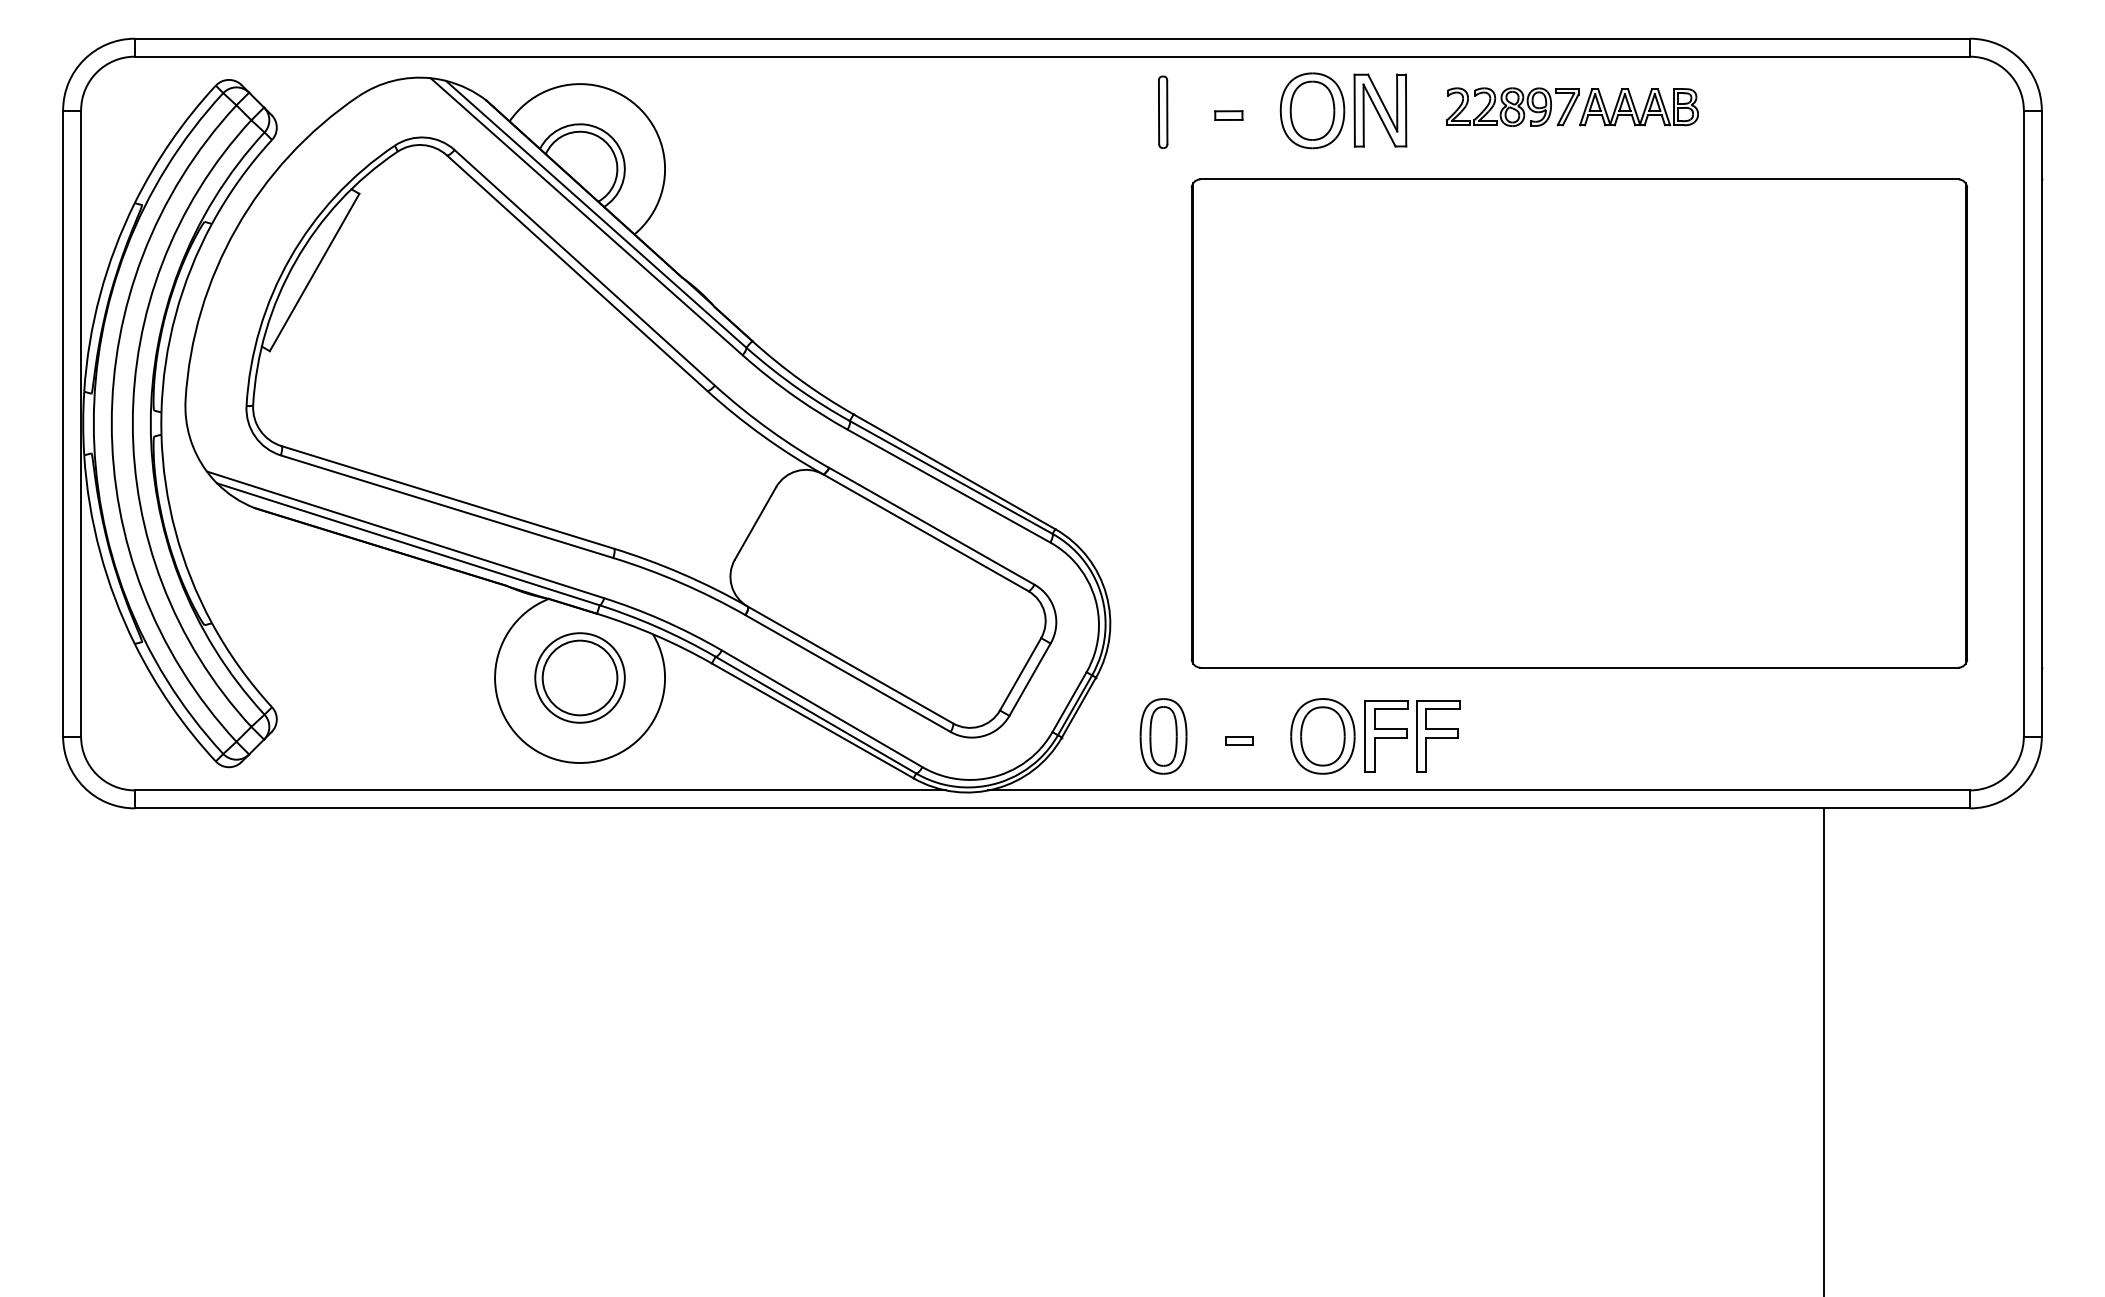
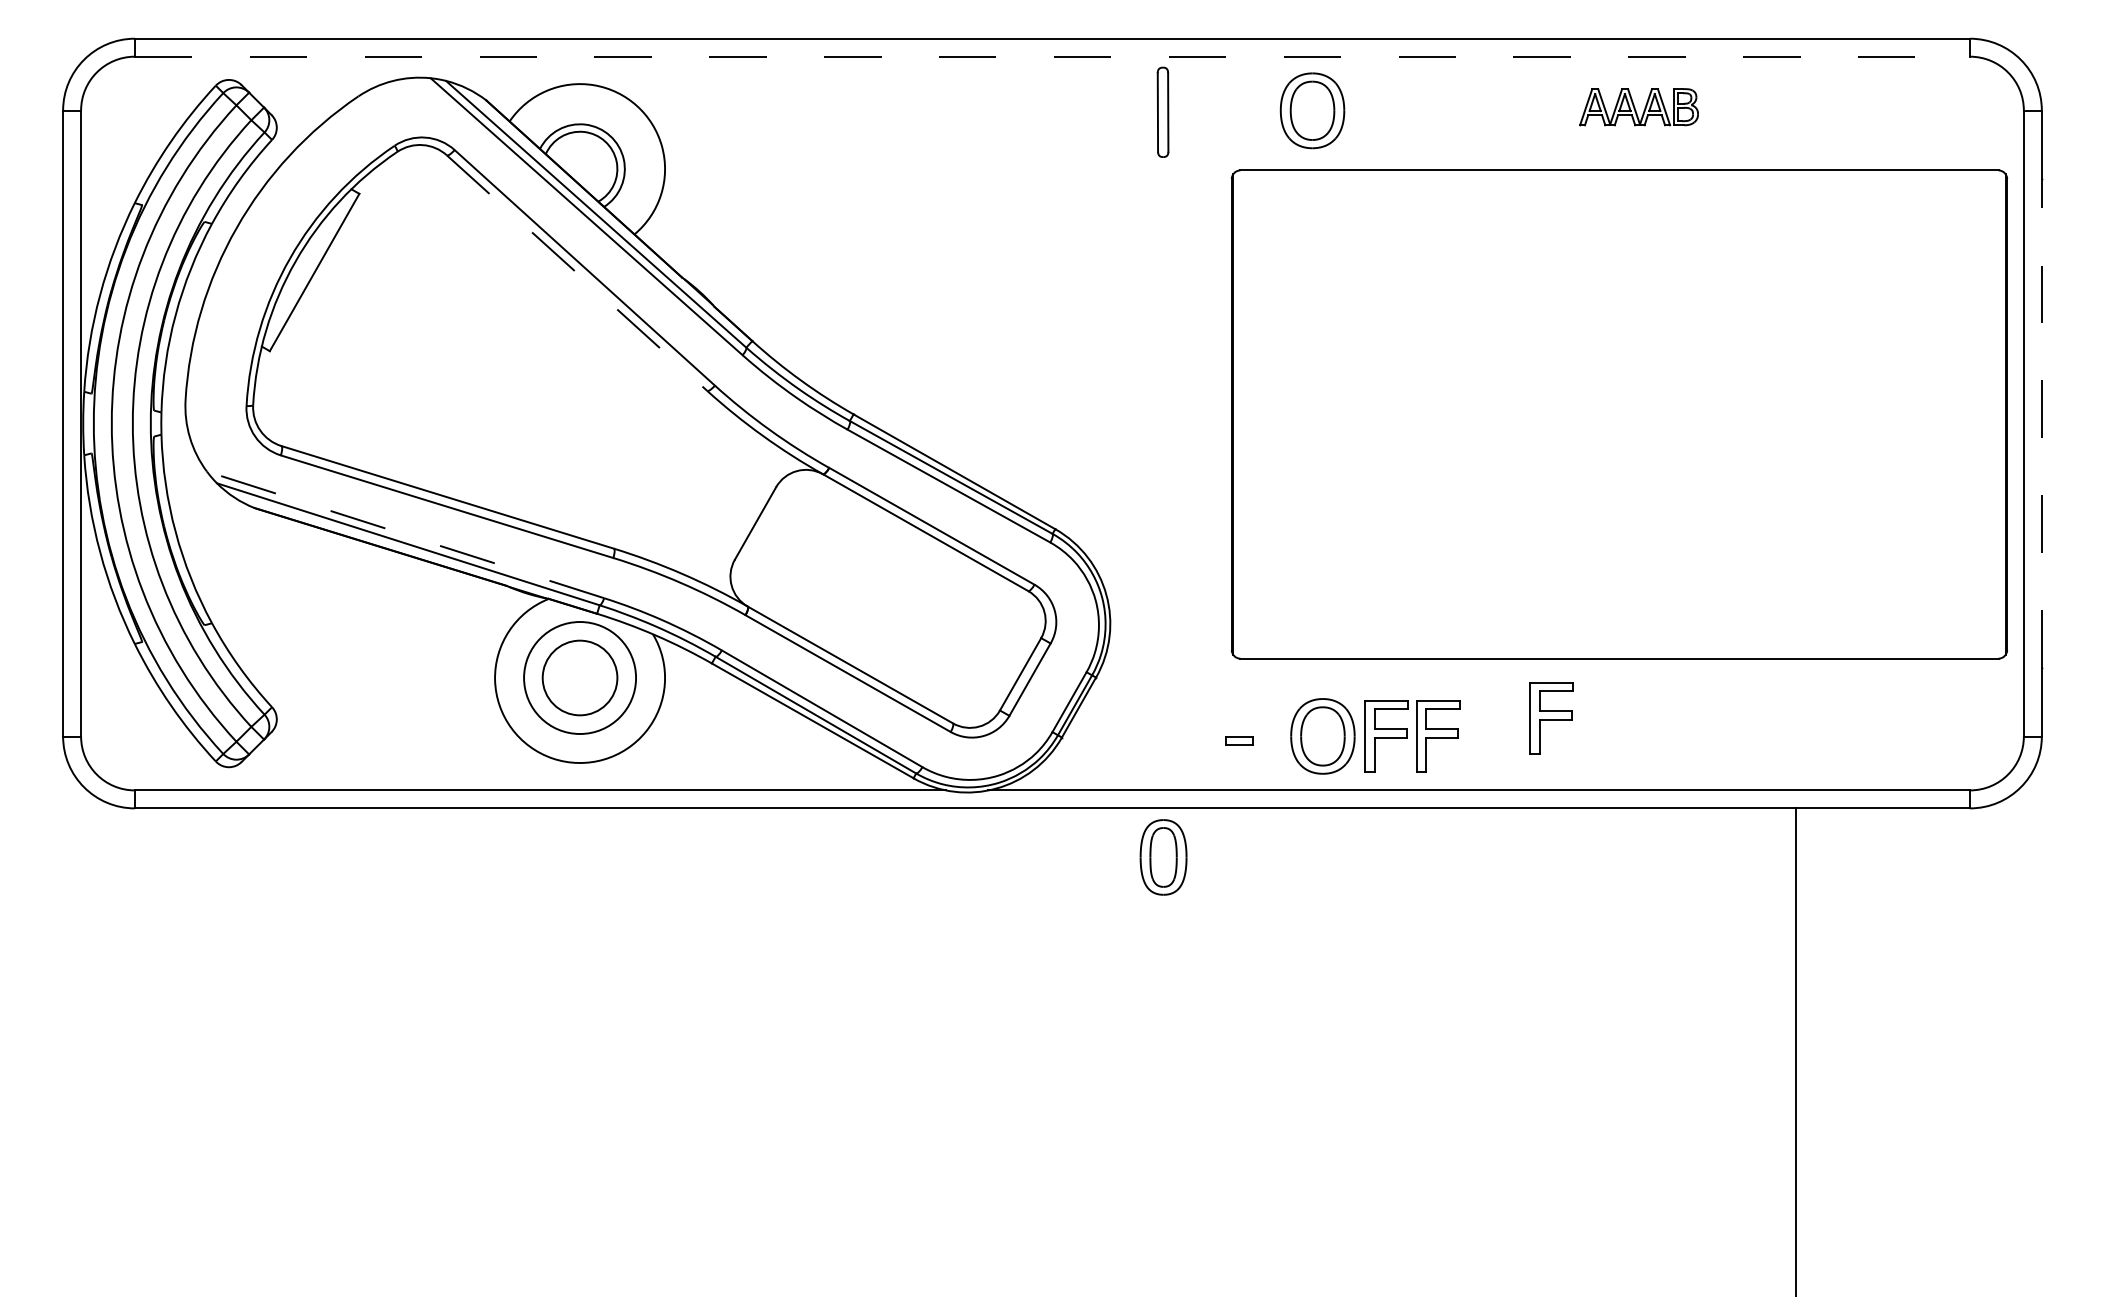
line: solid -> dashed (1052, 56)
part: present -> none (1512, 106)
part: present -> none (1380, 110)
part size: 11x74 px -> 14x92 px (1162, 111)
part: present -> none (1228, 115)
line: solid -> dashed (577, 273)
part position: (1578, 423) -> (1618, 414) (1618, 414)
line: solid -> dashed (2041, 423)
line: solid -> dashed (405, 534)
circle diameter: 90 px -> 112 px (580, 678)
part: none -> present (1551, 718)
part position: (1163, 736) -> (1163, 857) (1163, 857)
line position: (1824, 1050) -> (1796, 1050) (1796, 1050)
